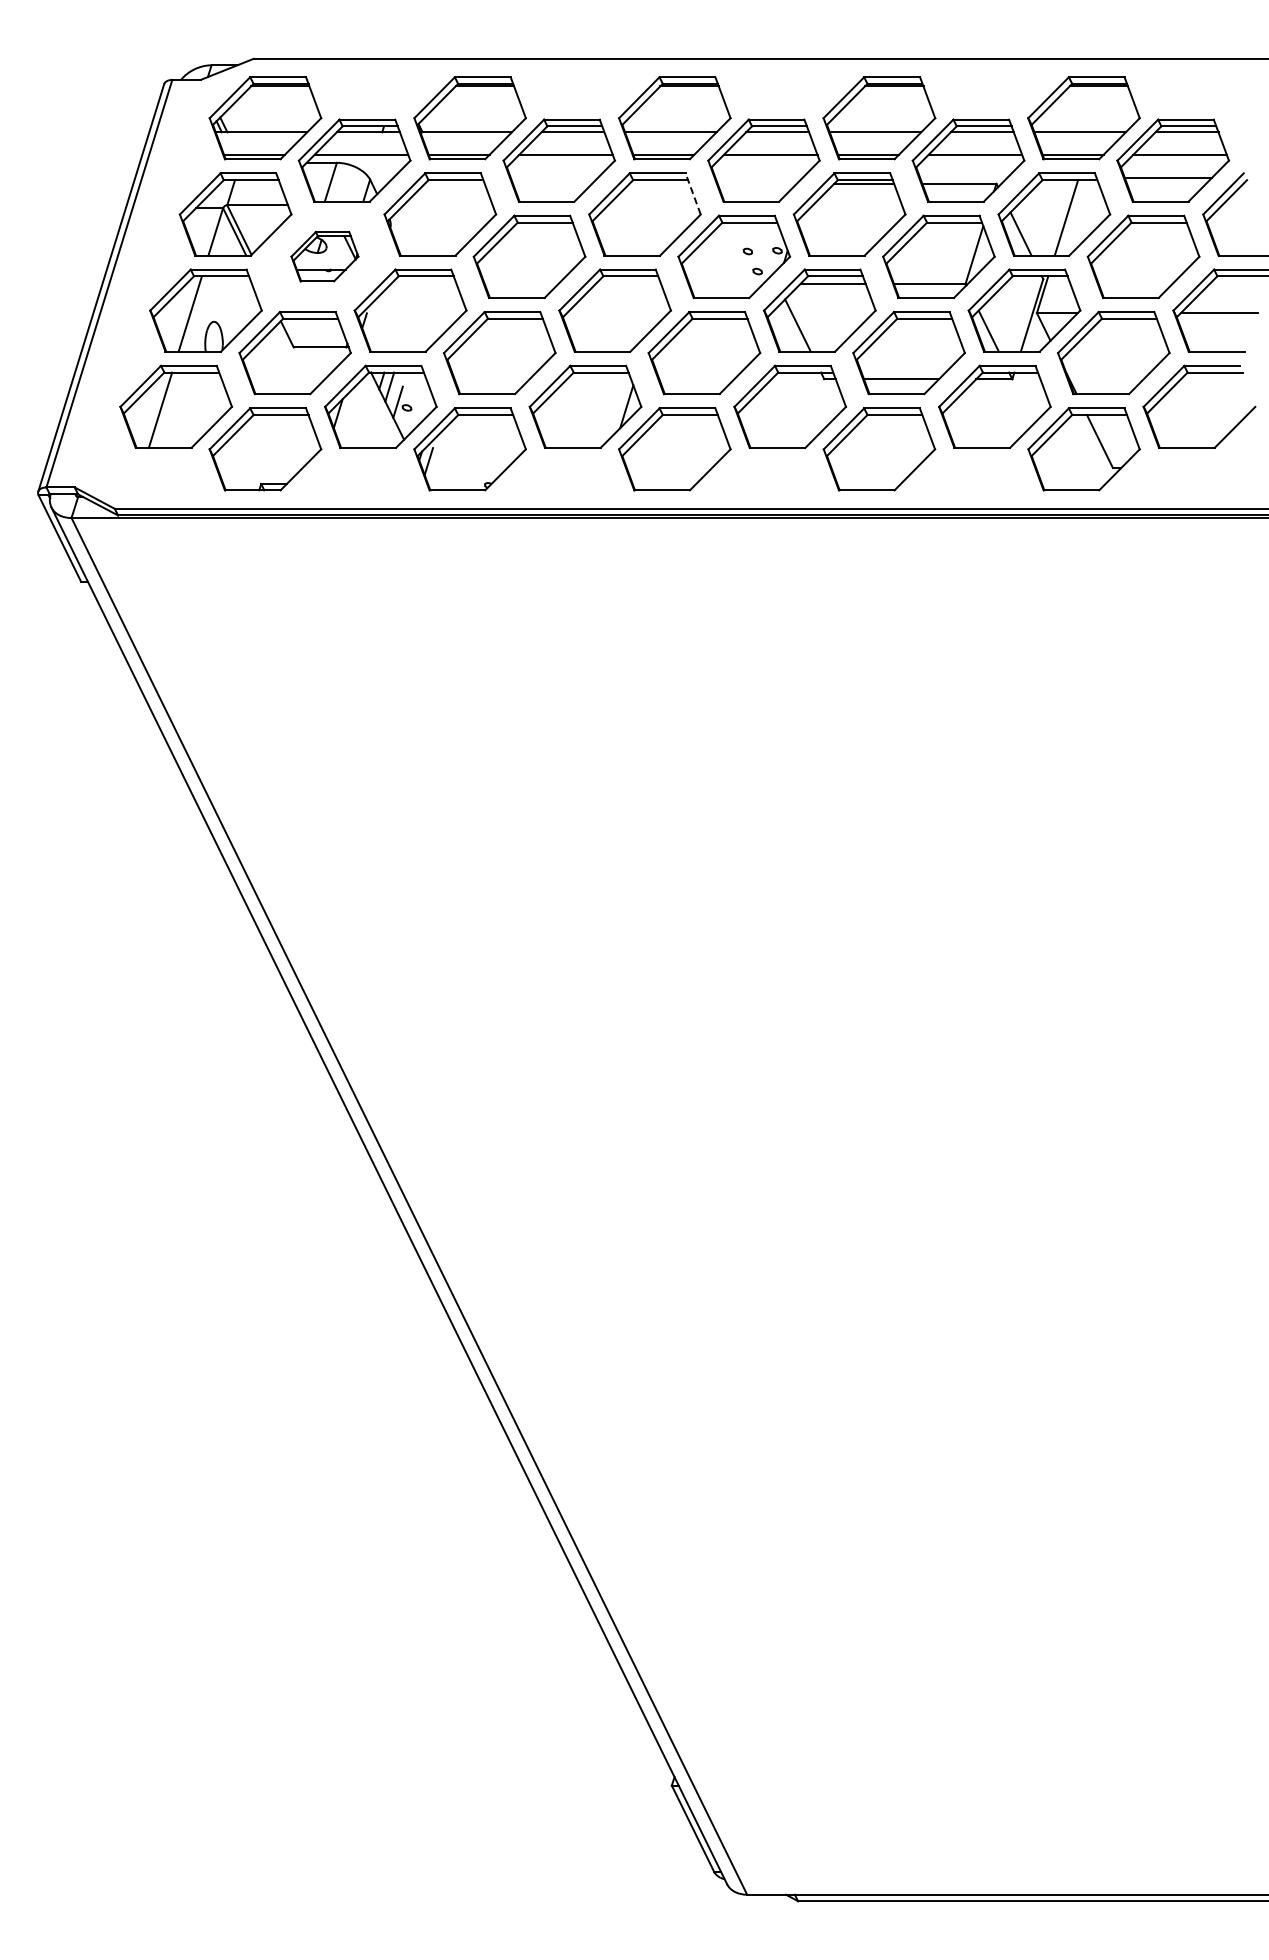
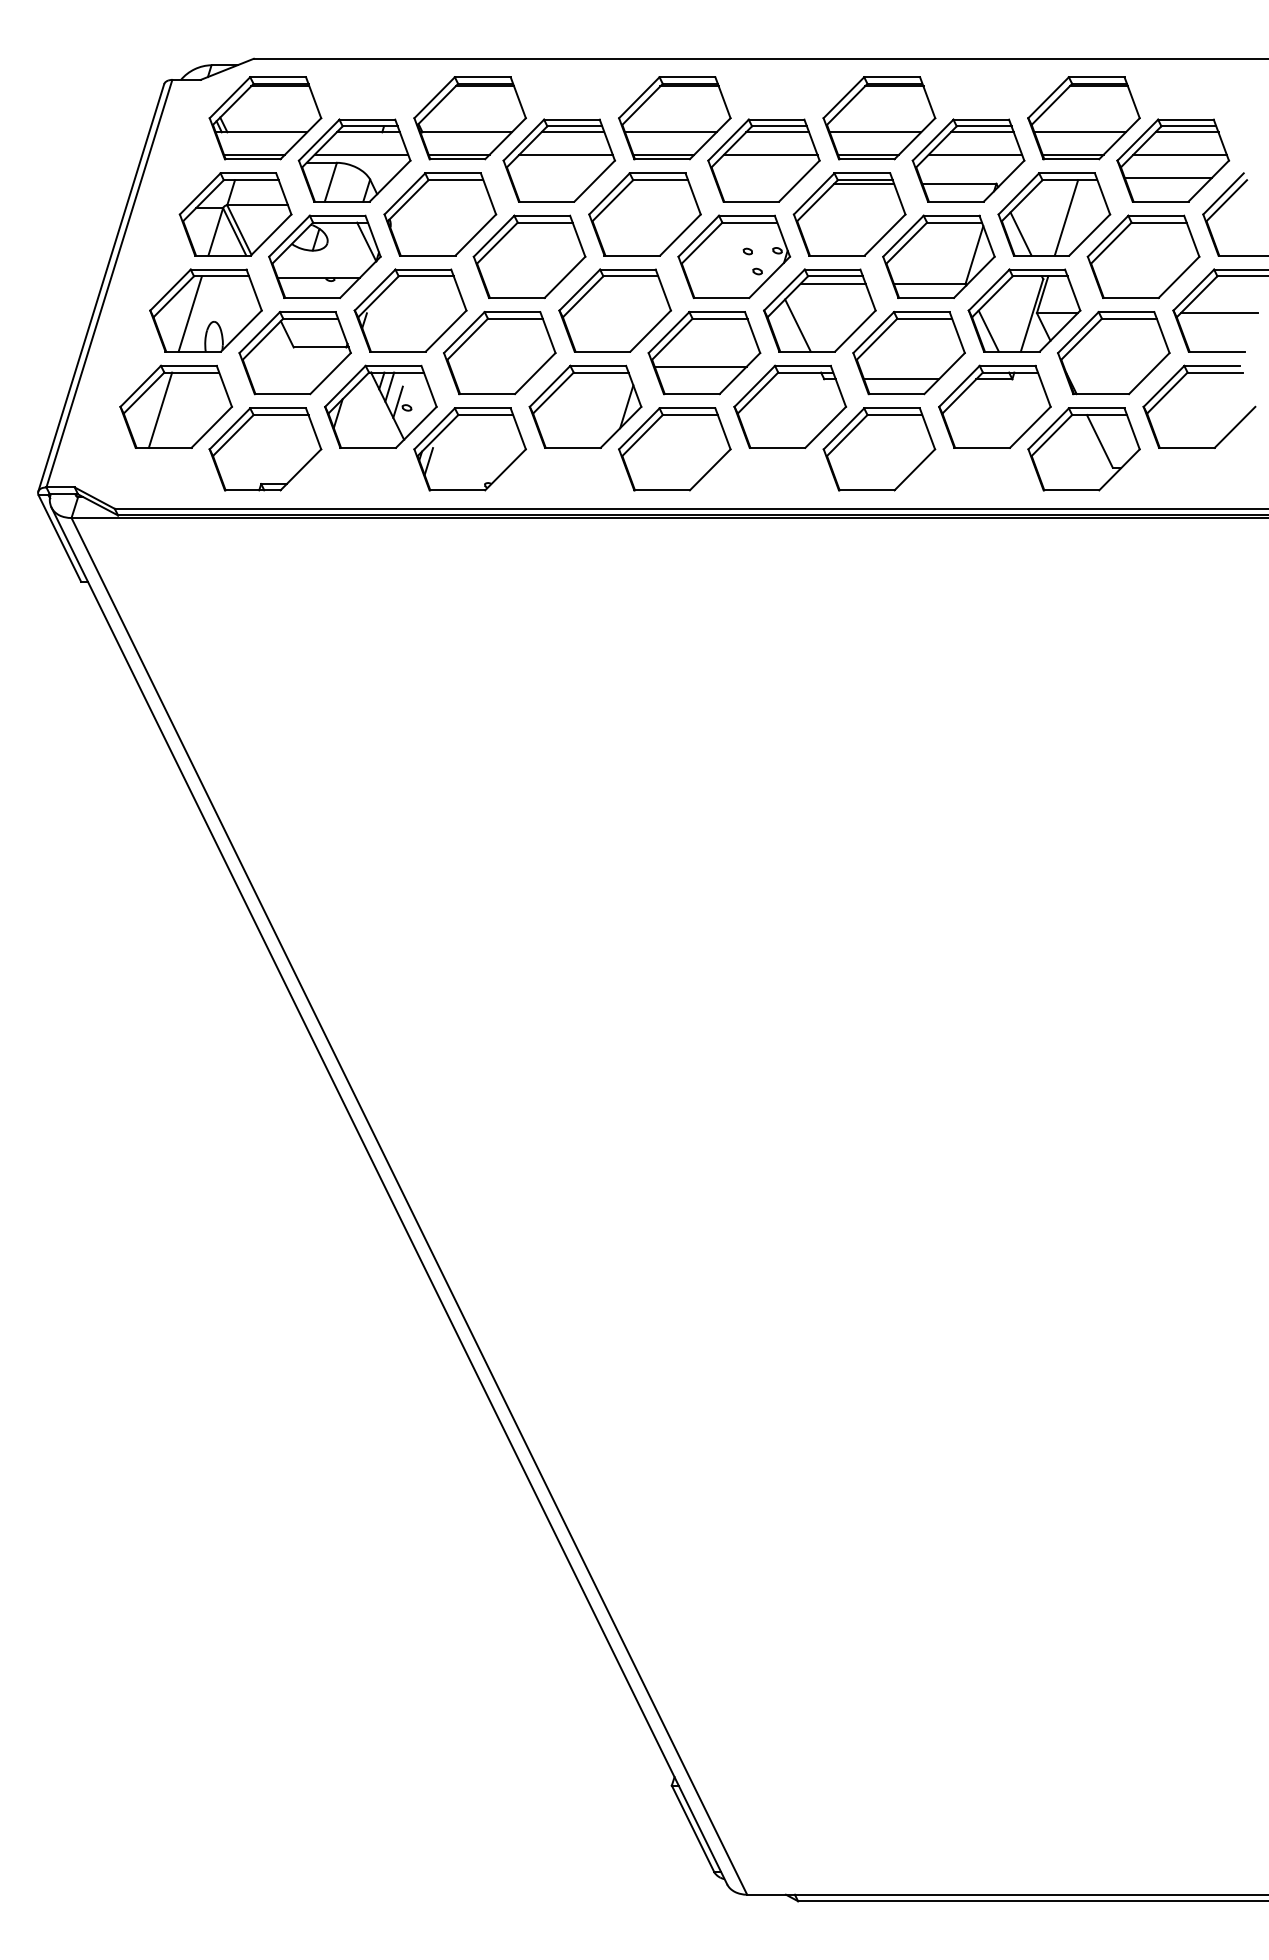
line: dashed -> solid (693, 193)
part size: 70x52 px -> 114x85 px (324, 256)
line: none -> present (700, 366)
